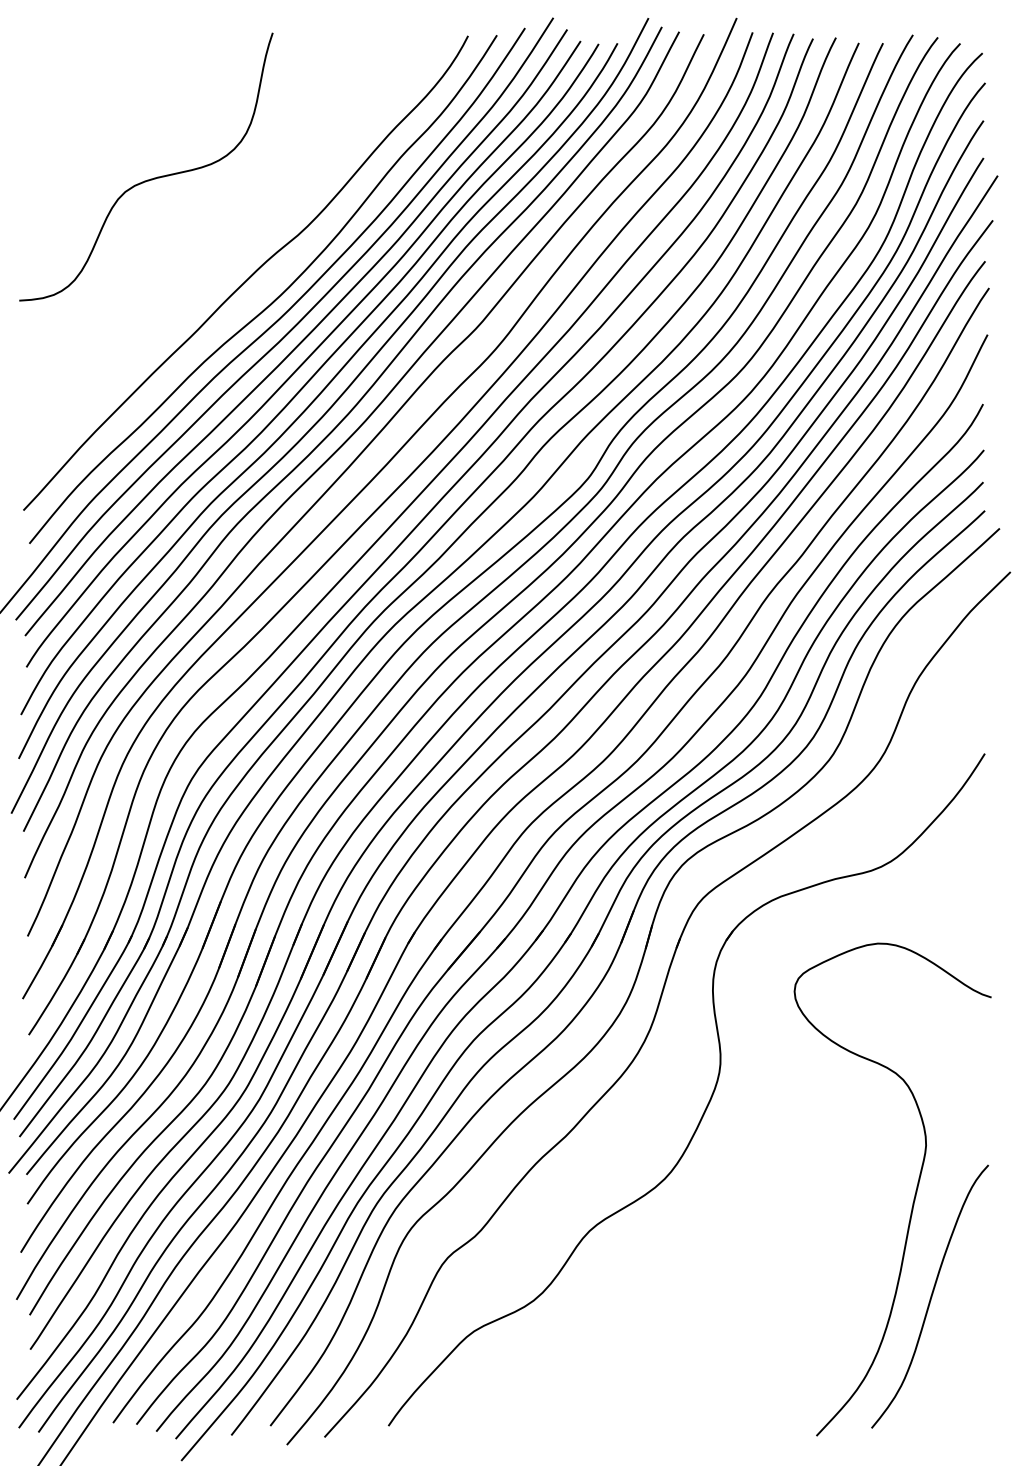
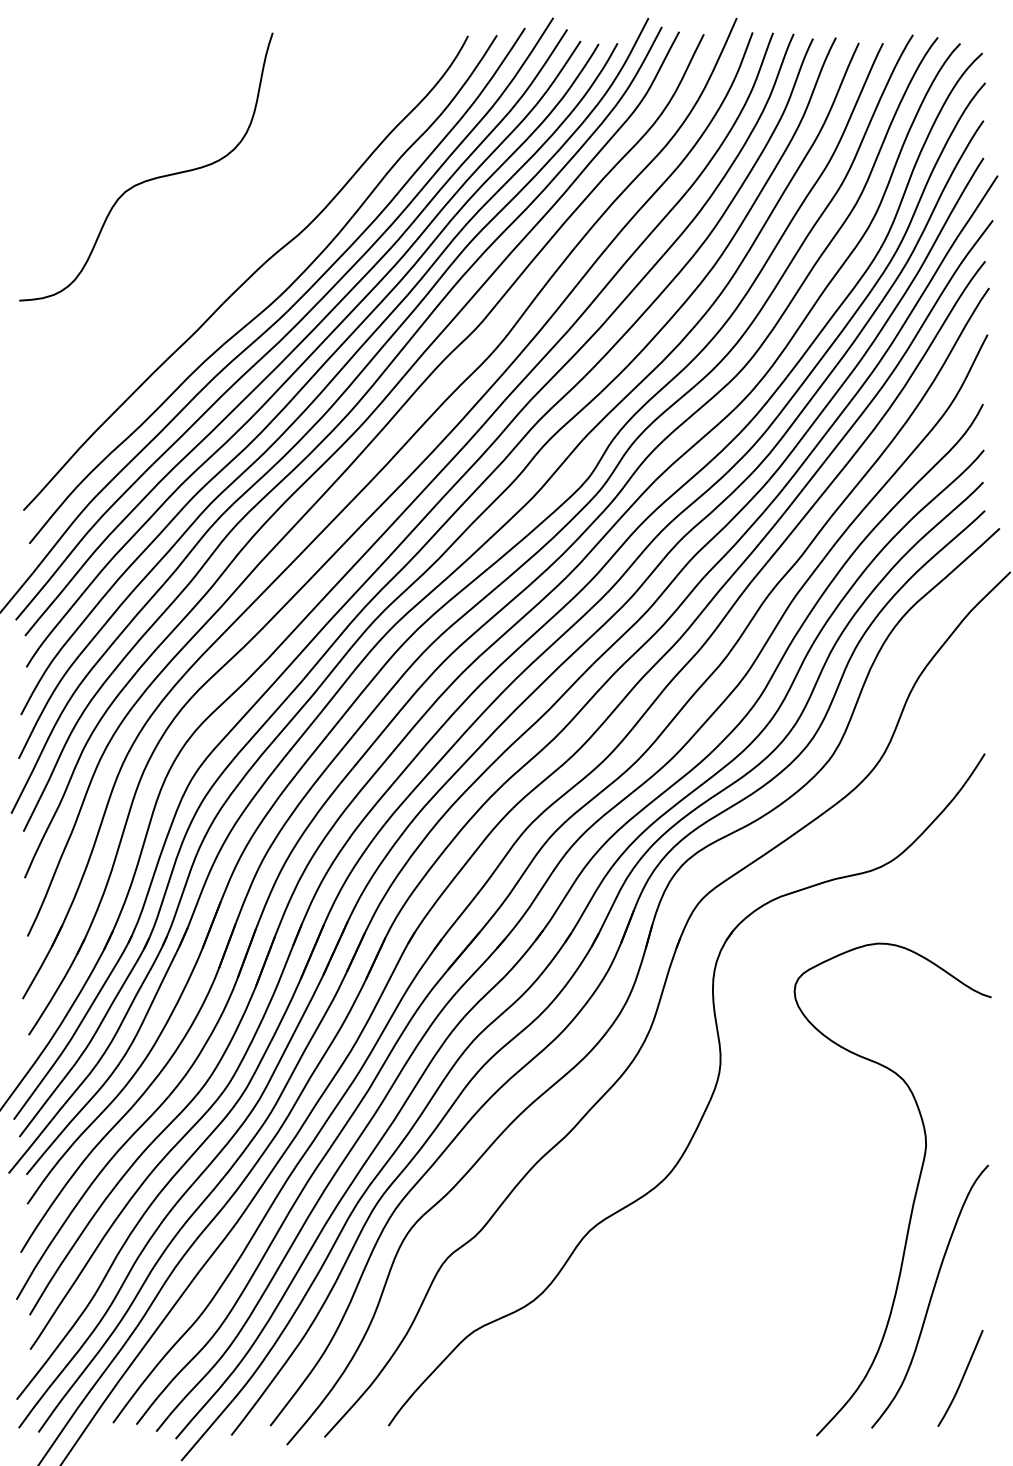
curve: none -> present (961, 1378)
